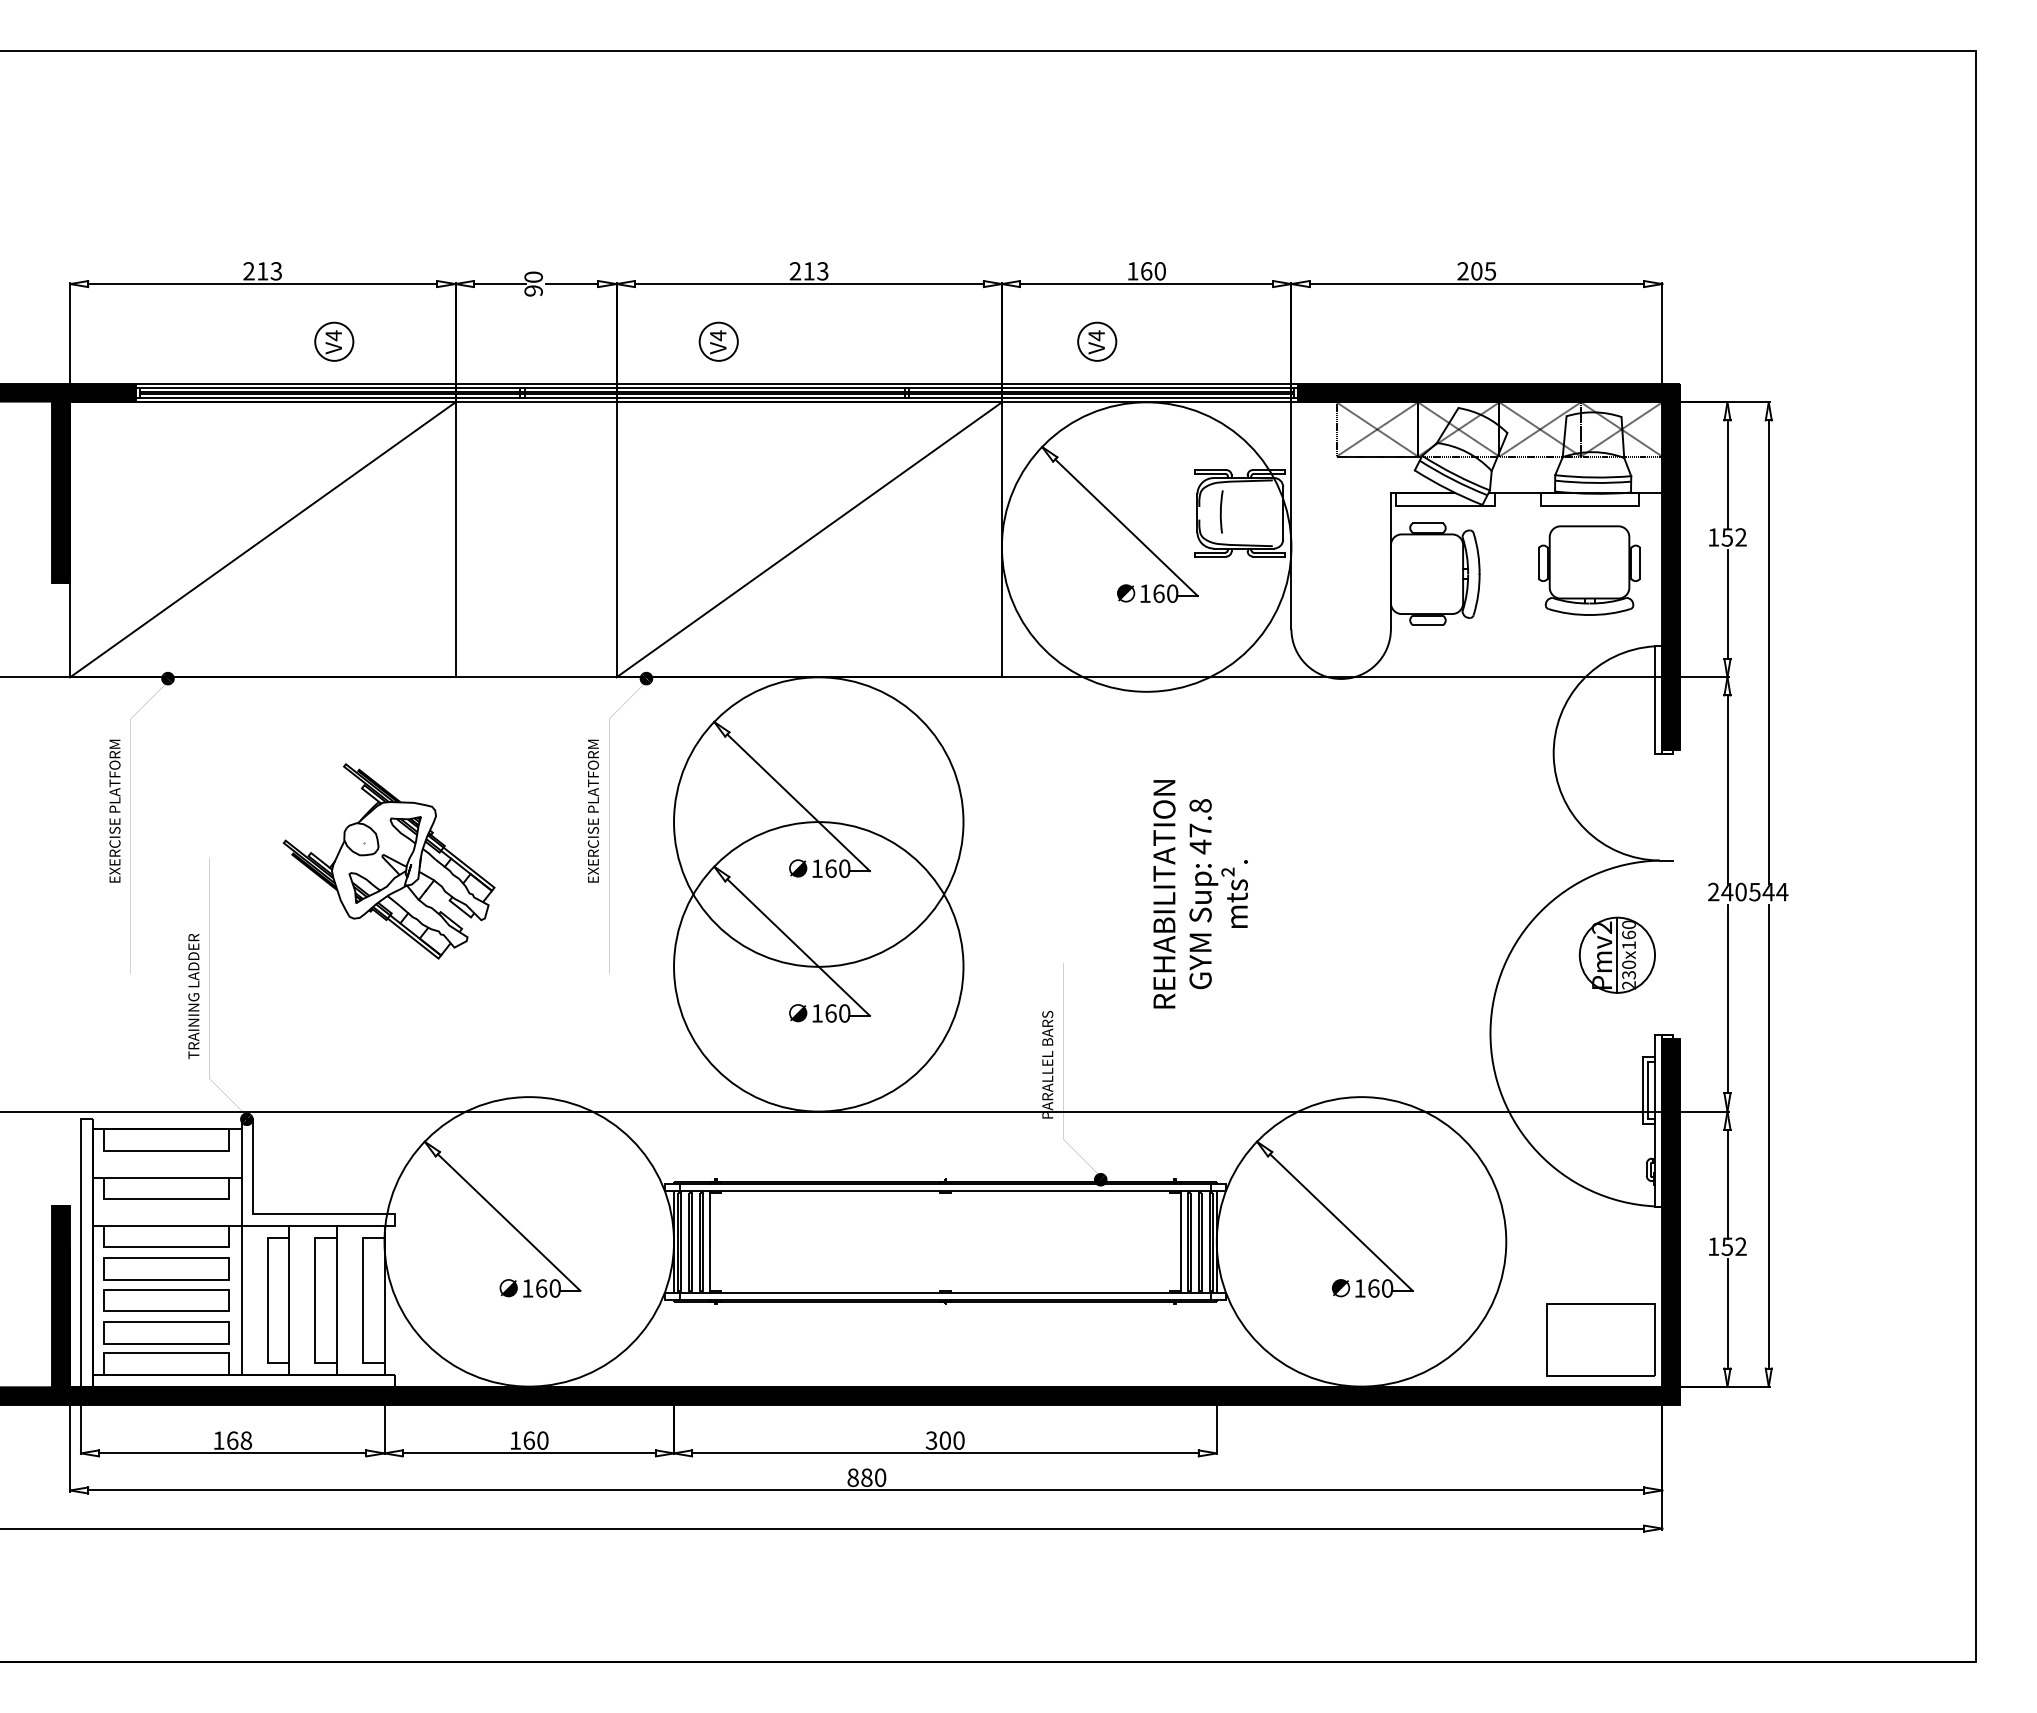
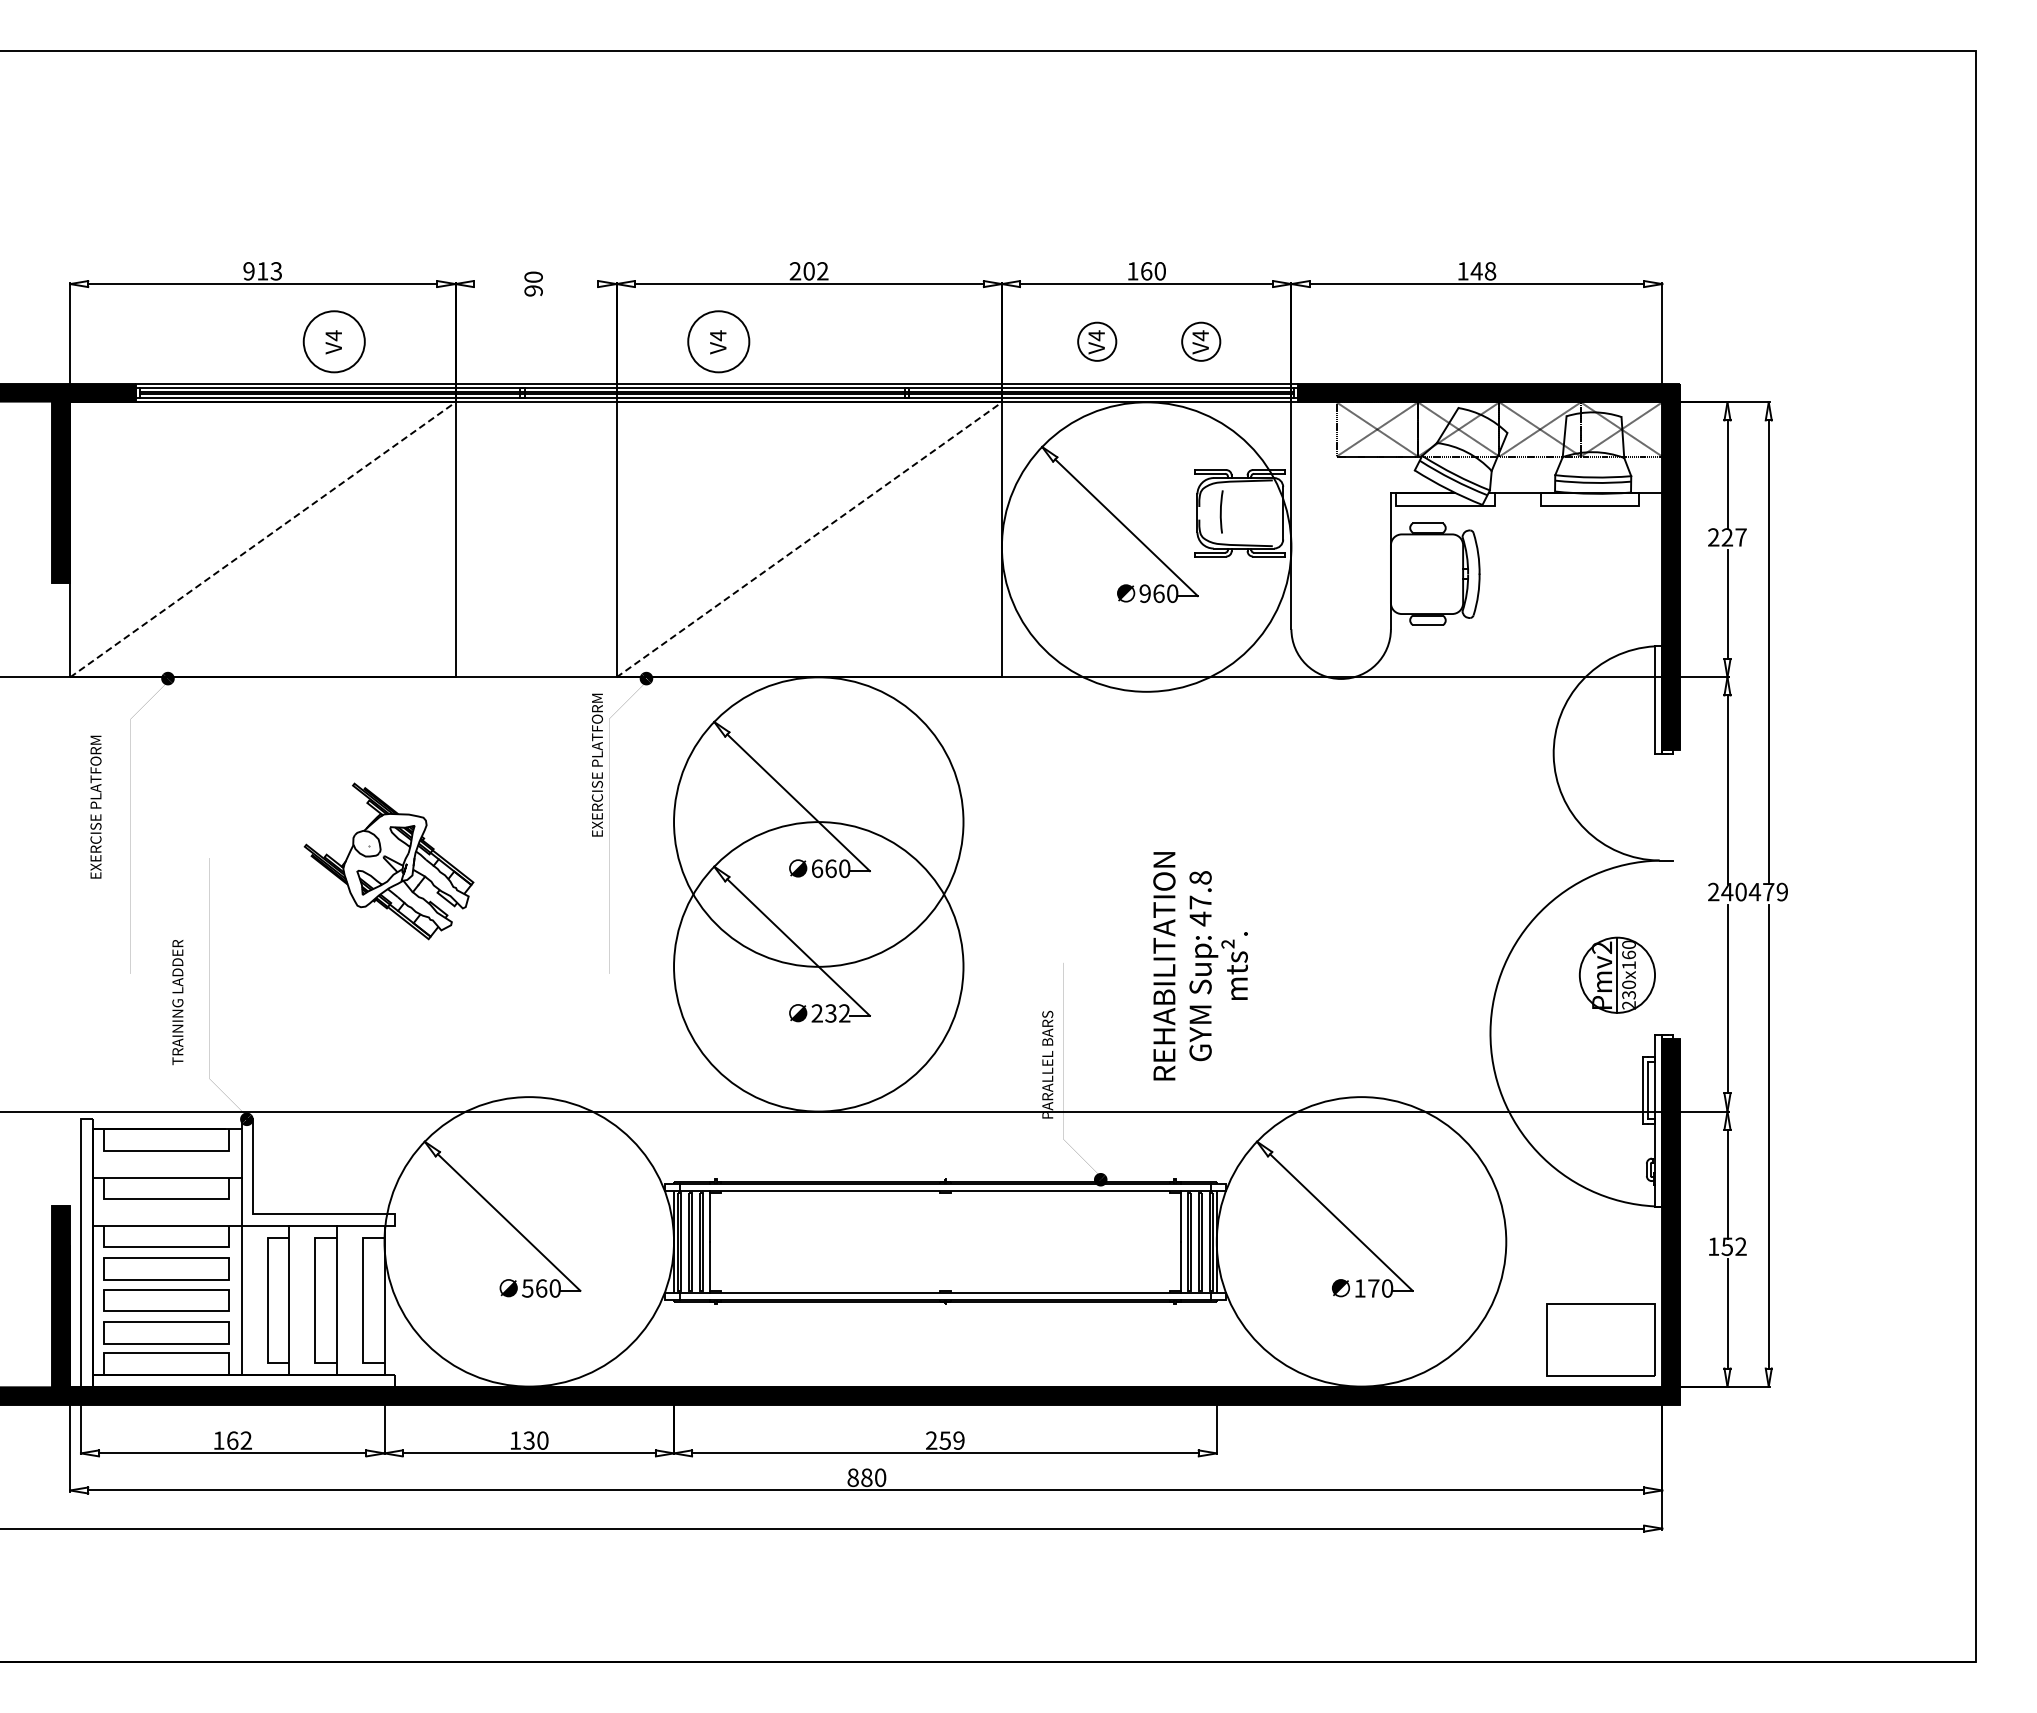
text: 213 -> 913 (248, 271)
text: 213 -> 202 (815, 271)
text: 205 -> 148 (1476, 271)
line: present -> none (499, 284)
line: present -> none (572, 284)
circle diameter: 38 px -> 61 px (333, 341)
circle diameter: 38 px -> 61 px (718, 341)
part: none -> present (1201, 341)
text: 152 -> 227 (1727, 537)
line: solid -> dashed (262, 539)
line: solid -> dashed (809, 539)
part: present -> none (1589, 570)
text: 160 -> 960 (1144, 593)
text position: (114, 810) -> (95, 806) (95, 806)
text position: (592, 810) -> (596, 764) (596, 764)
part size: 214x197 px -> 172x159 px (388, 861)
text: 160 -> 660 (817, 868)
text: 544 -> 479 (1768, 891)
text position: (1200, 894) -> (1200, 966) (1200, 966)
part position: (1616, 954) -> (1616, 974) (1616, 974)
text position: (193, 996) -> (177, 1002) (177, 1002)
text: 160 -> 232 (830, 1013)
text: 160 -> 560 (527, 1288)
text: 160 -> 170 (1373, 1288)
text: 168 -> 162 (246, 1440)
text: 160 -> 130 (528, 1440)
text: 300 -> 259 (944, 1440)
